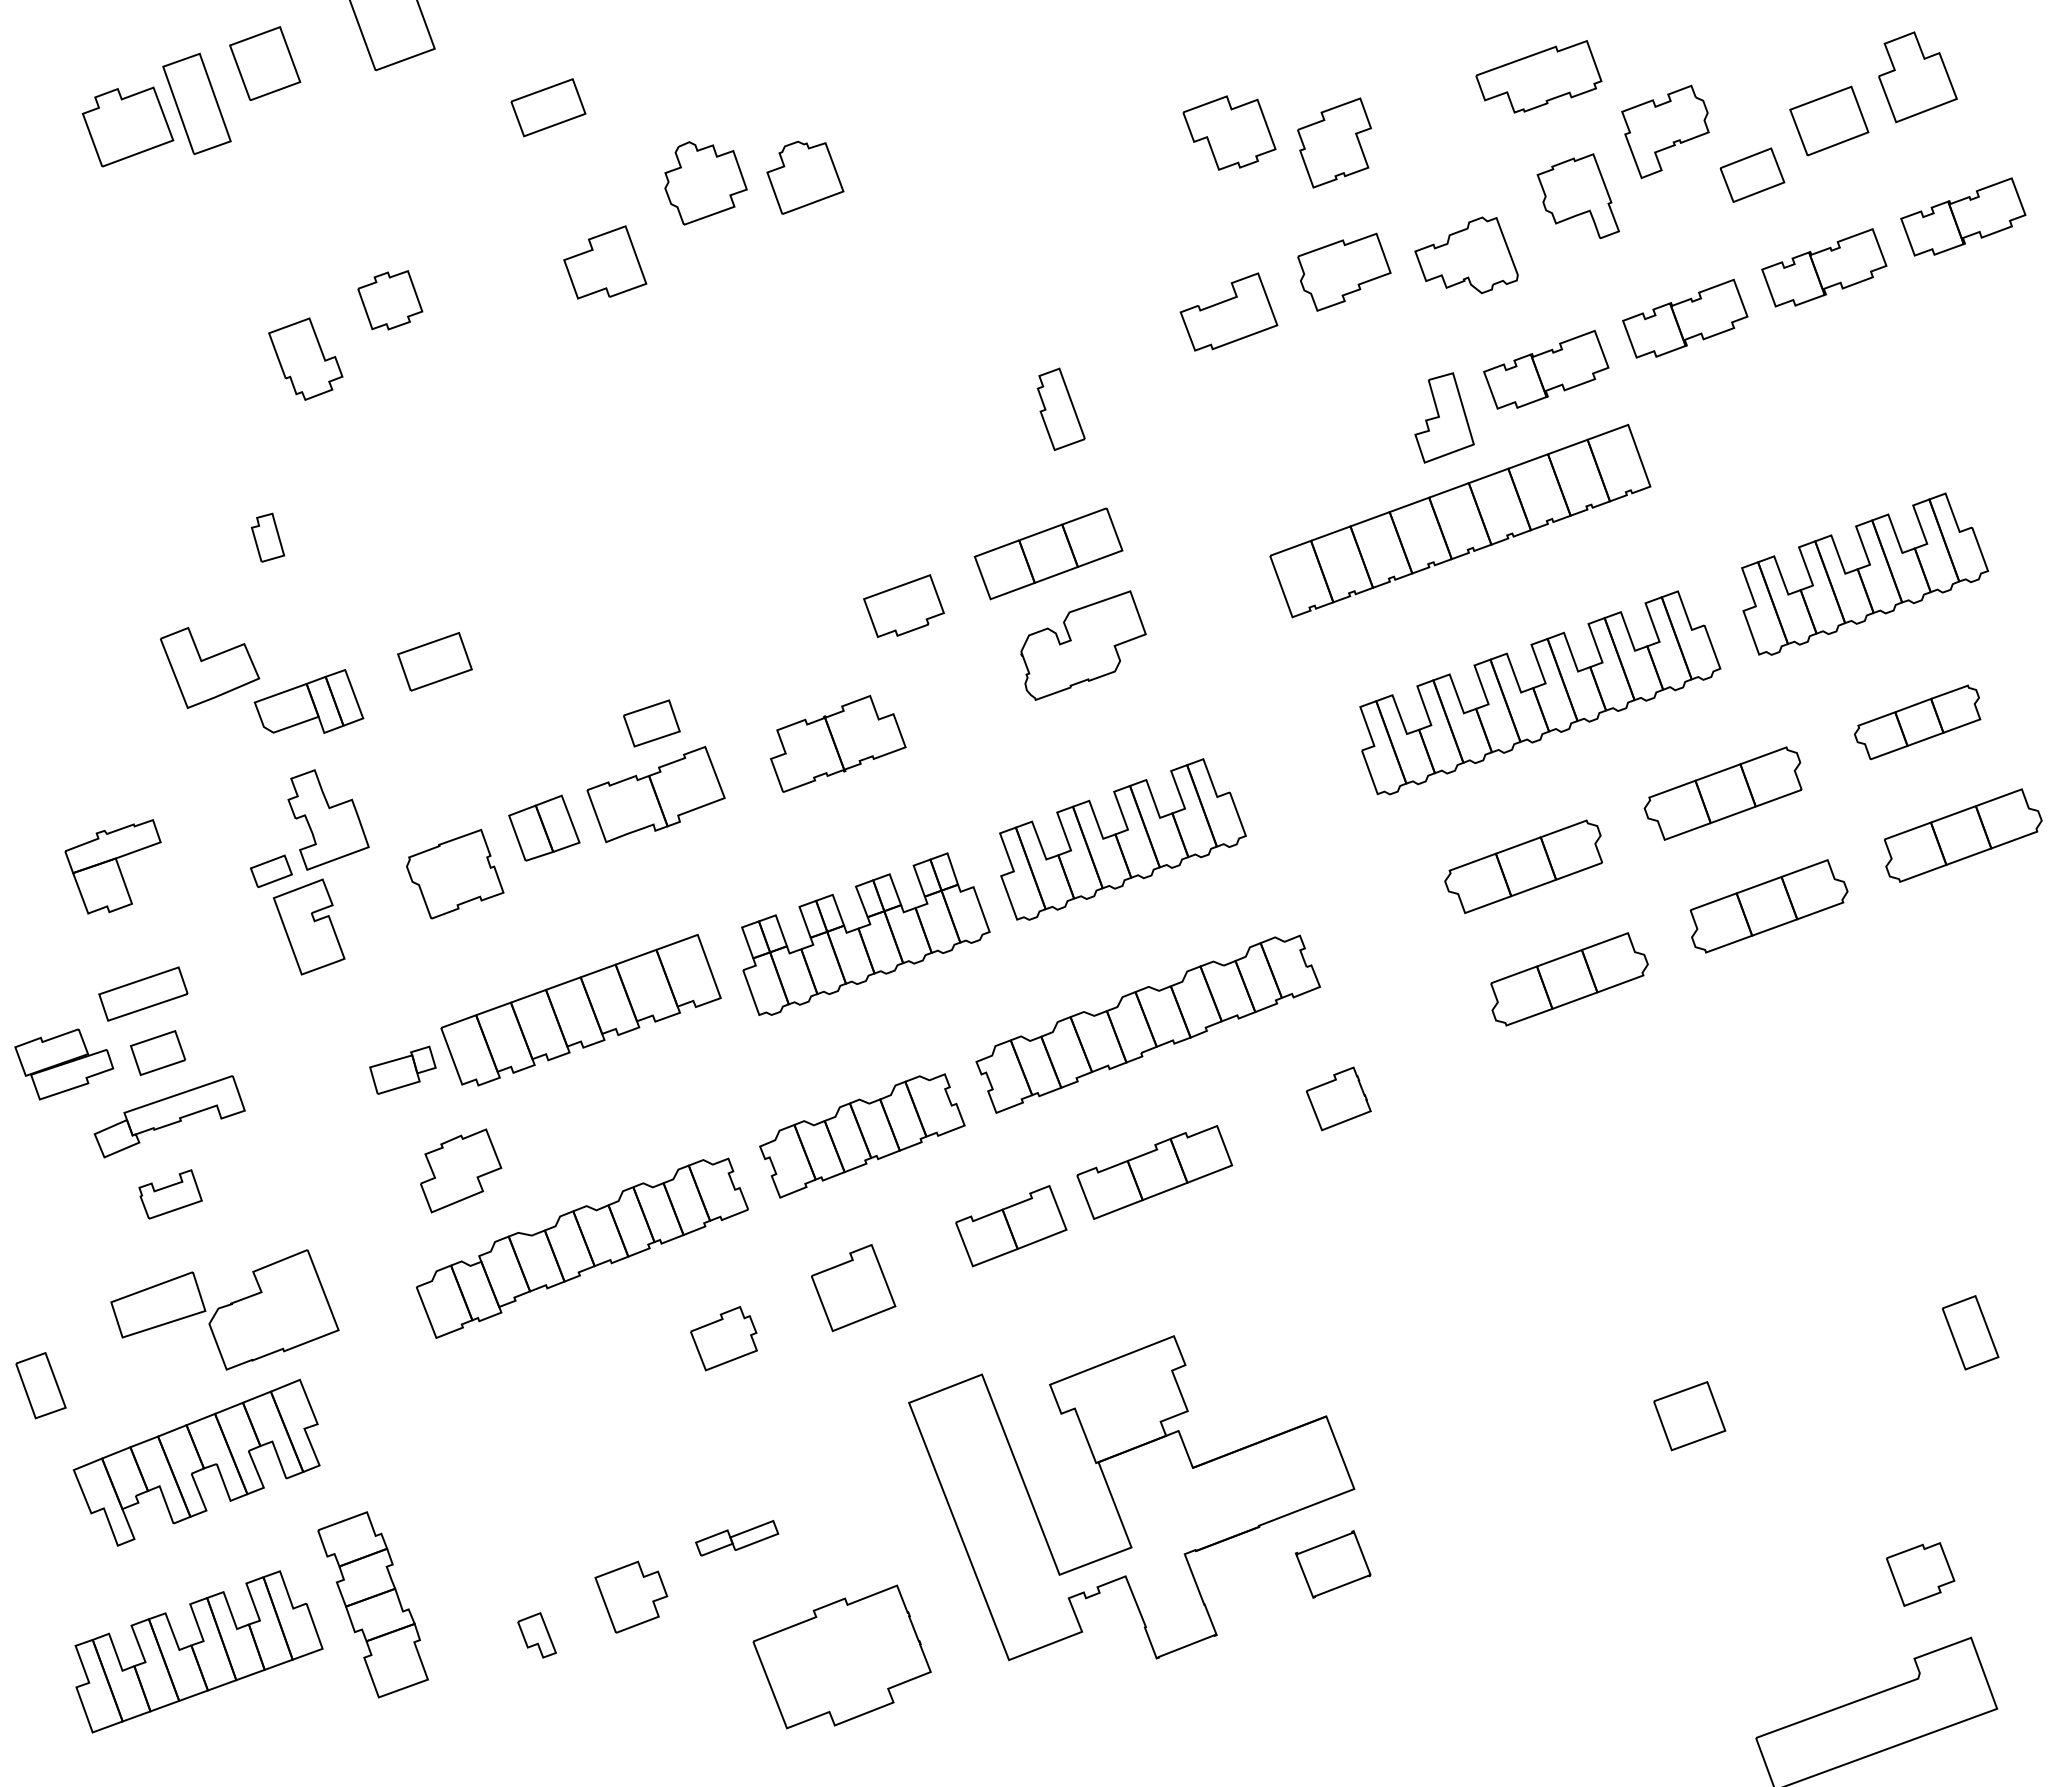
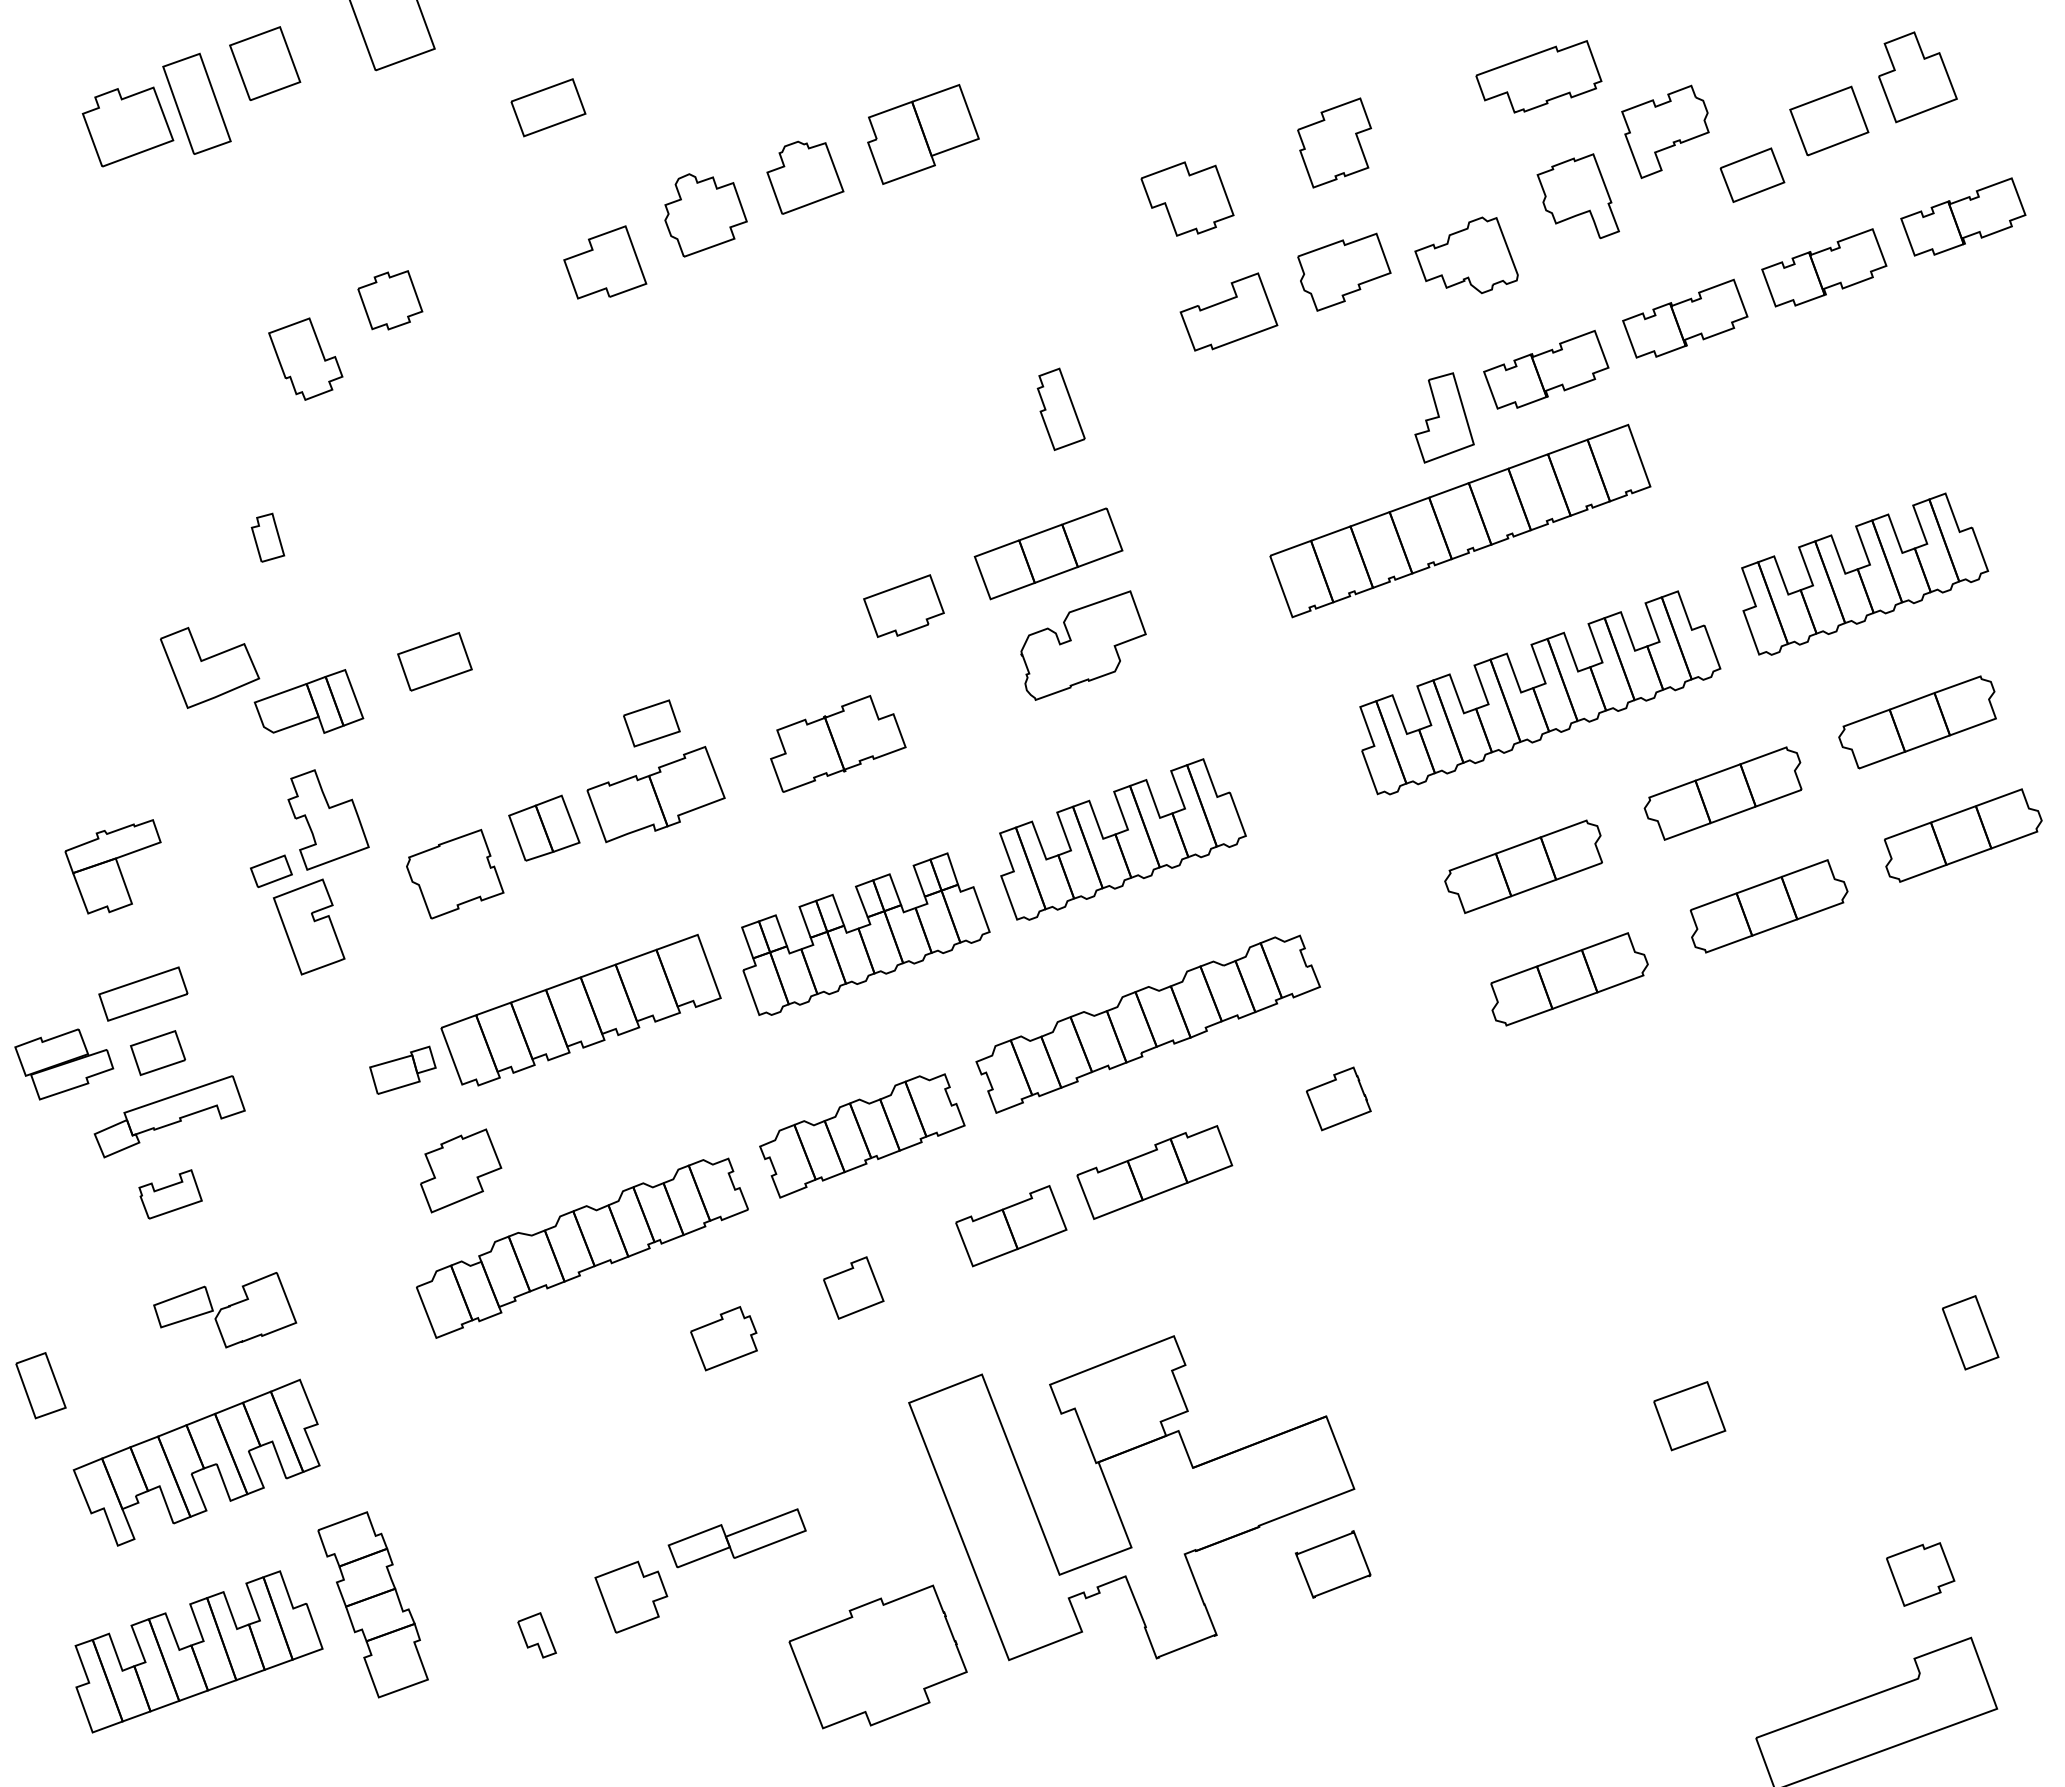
part position: (1229, 132) -> (1187, 198) (1187, 198)
part: none -> present (923, 134)
part position: (705, 183) -> (705, 215) (705, 215)
part size: 128x77 px -> 159x95 px (1917, 722)
part size: 86x89 px -> 62x64 px (853, 1287)
part size: 230x122 px -> 145x77 px (225, 1310)
part size: 85x37 px -> 140x61 px (736, 1538)
part position: (841, 1656) -> (877, 1656) (877, 1656)
